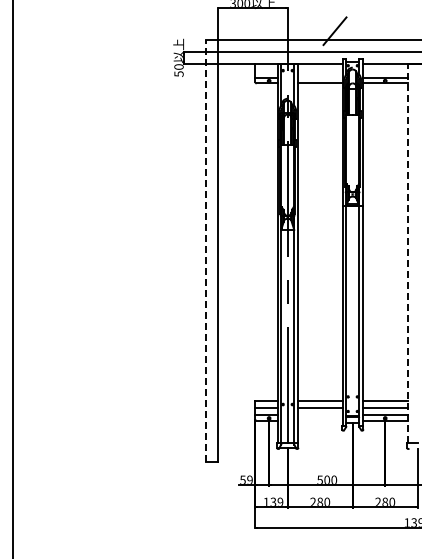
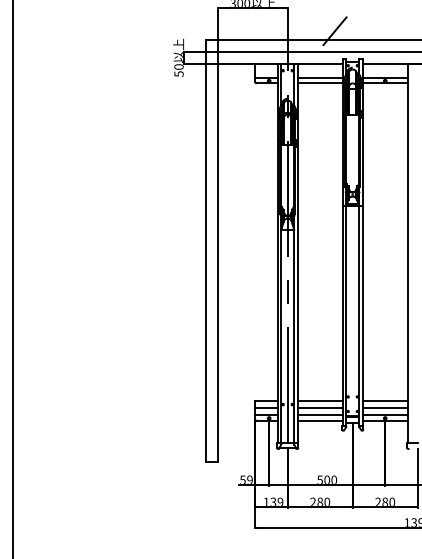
line: none -> present (319, 77)
line: dashed -> solid (206, 251)
line: dashed -> solid (407, 253)
line: none -> present (319, 414)
line: none -> present (319, 420)
